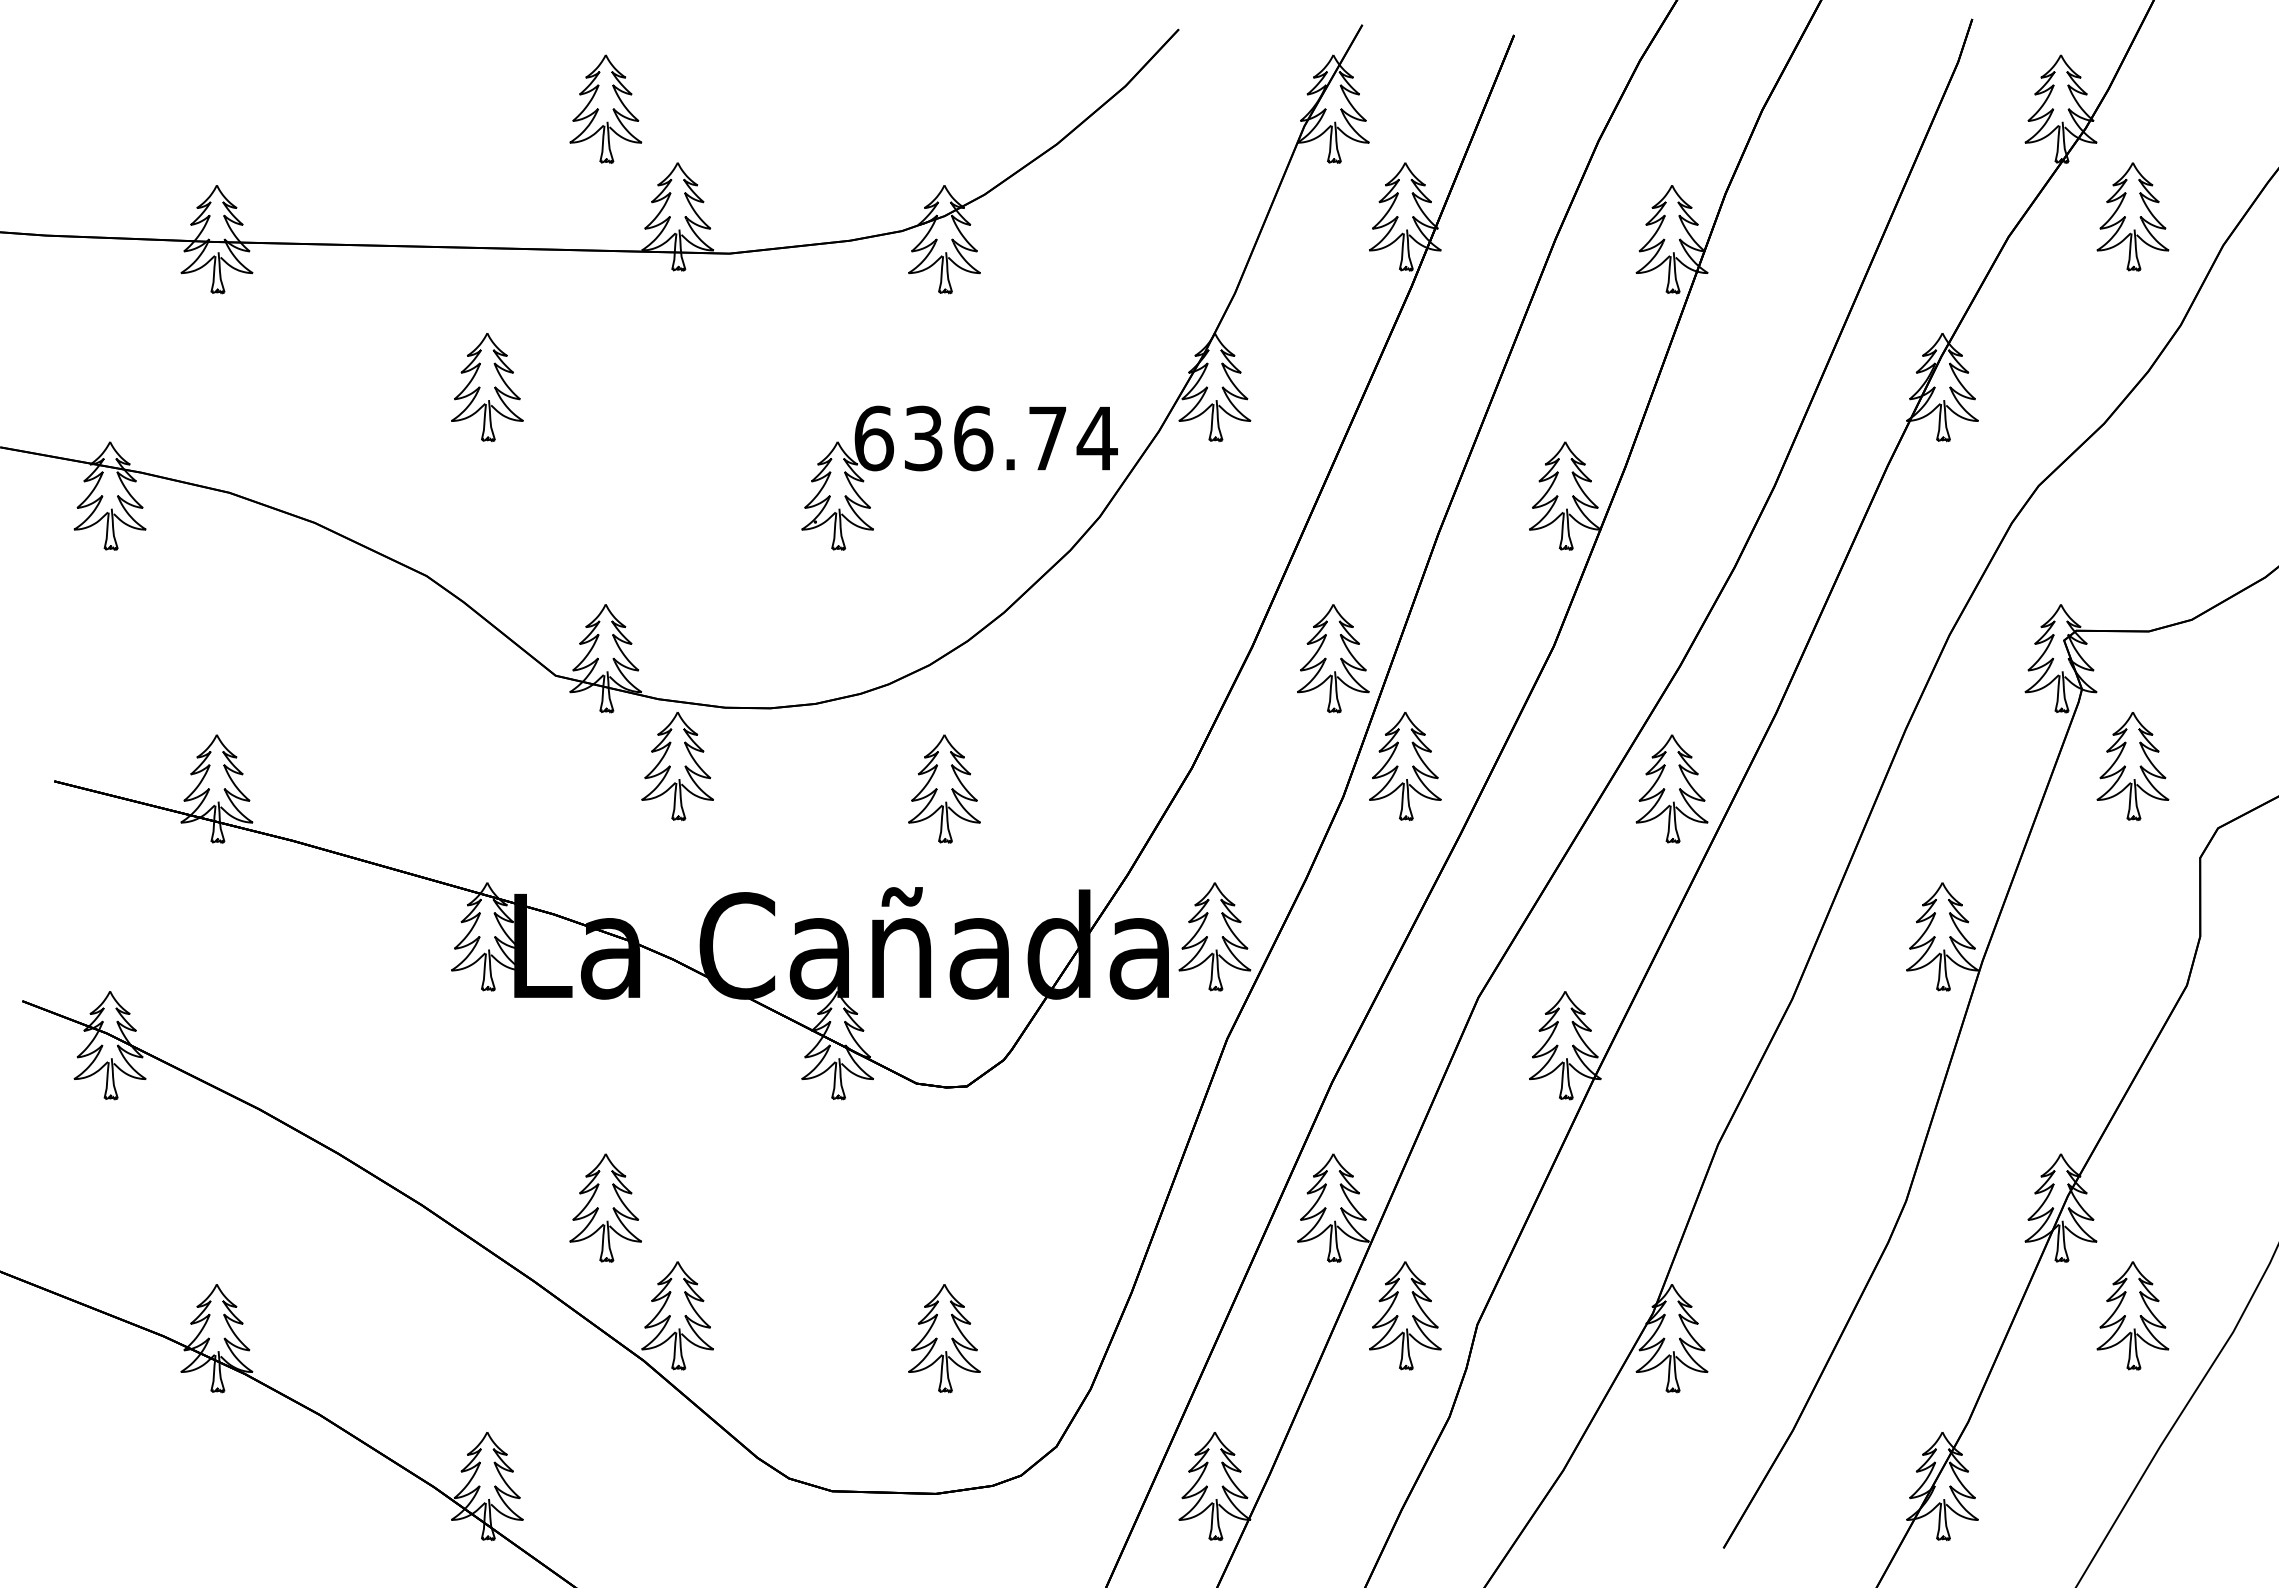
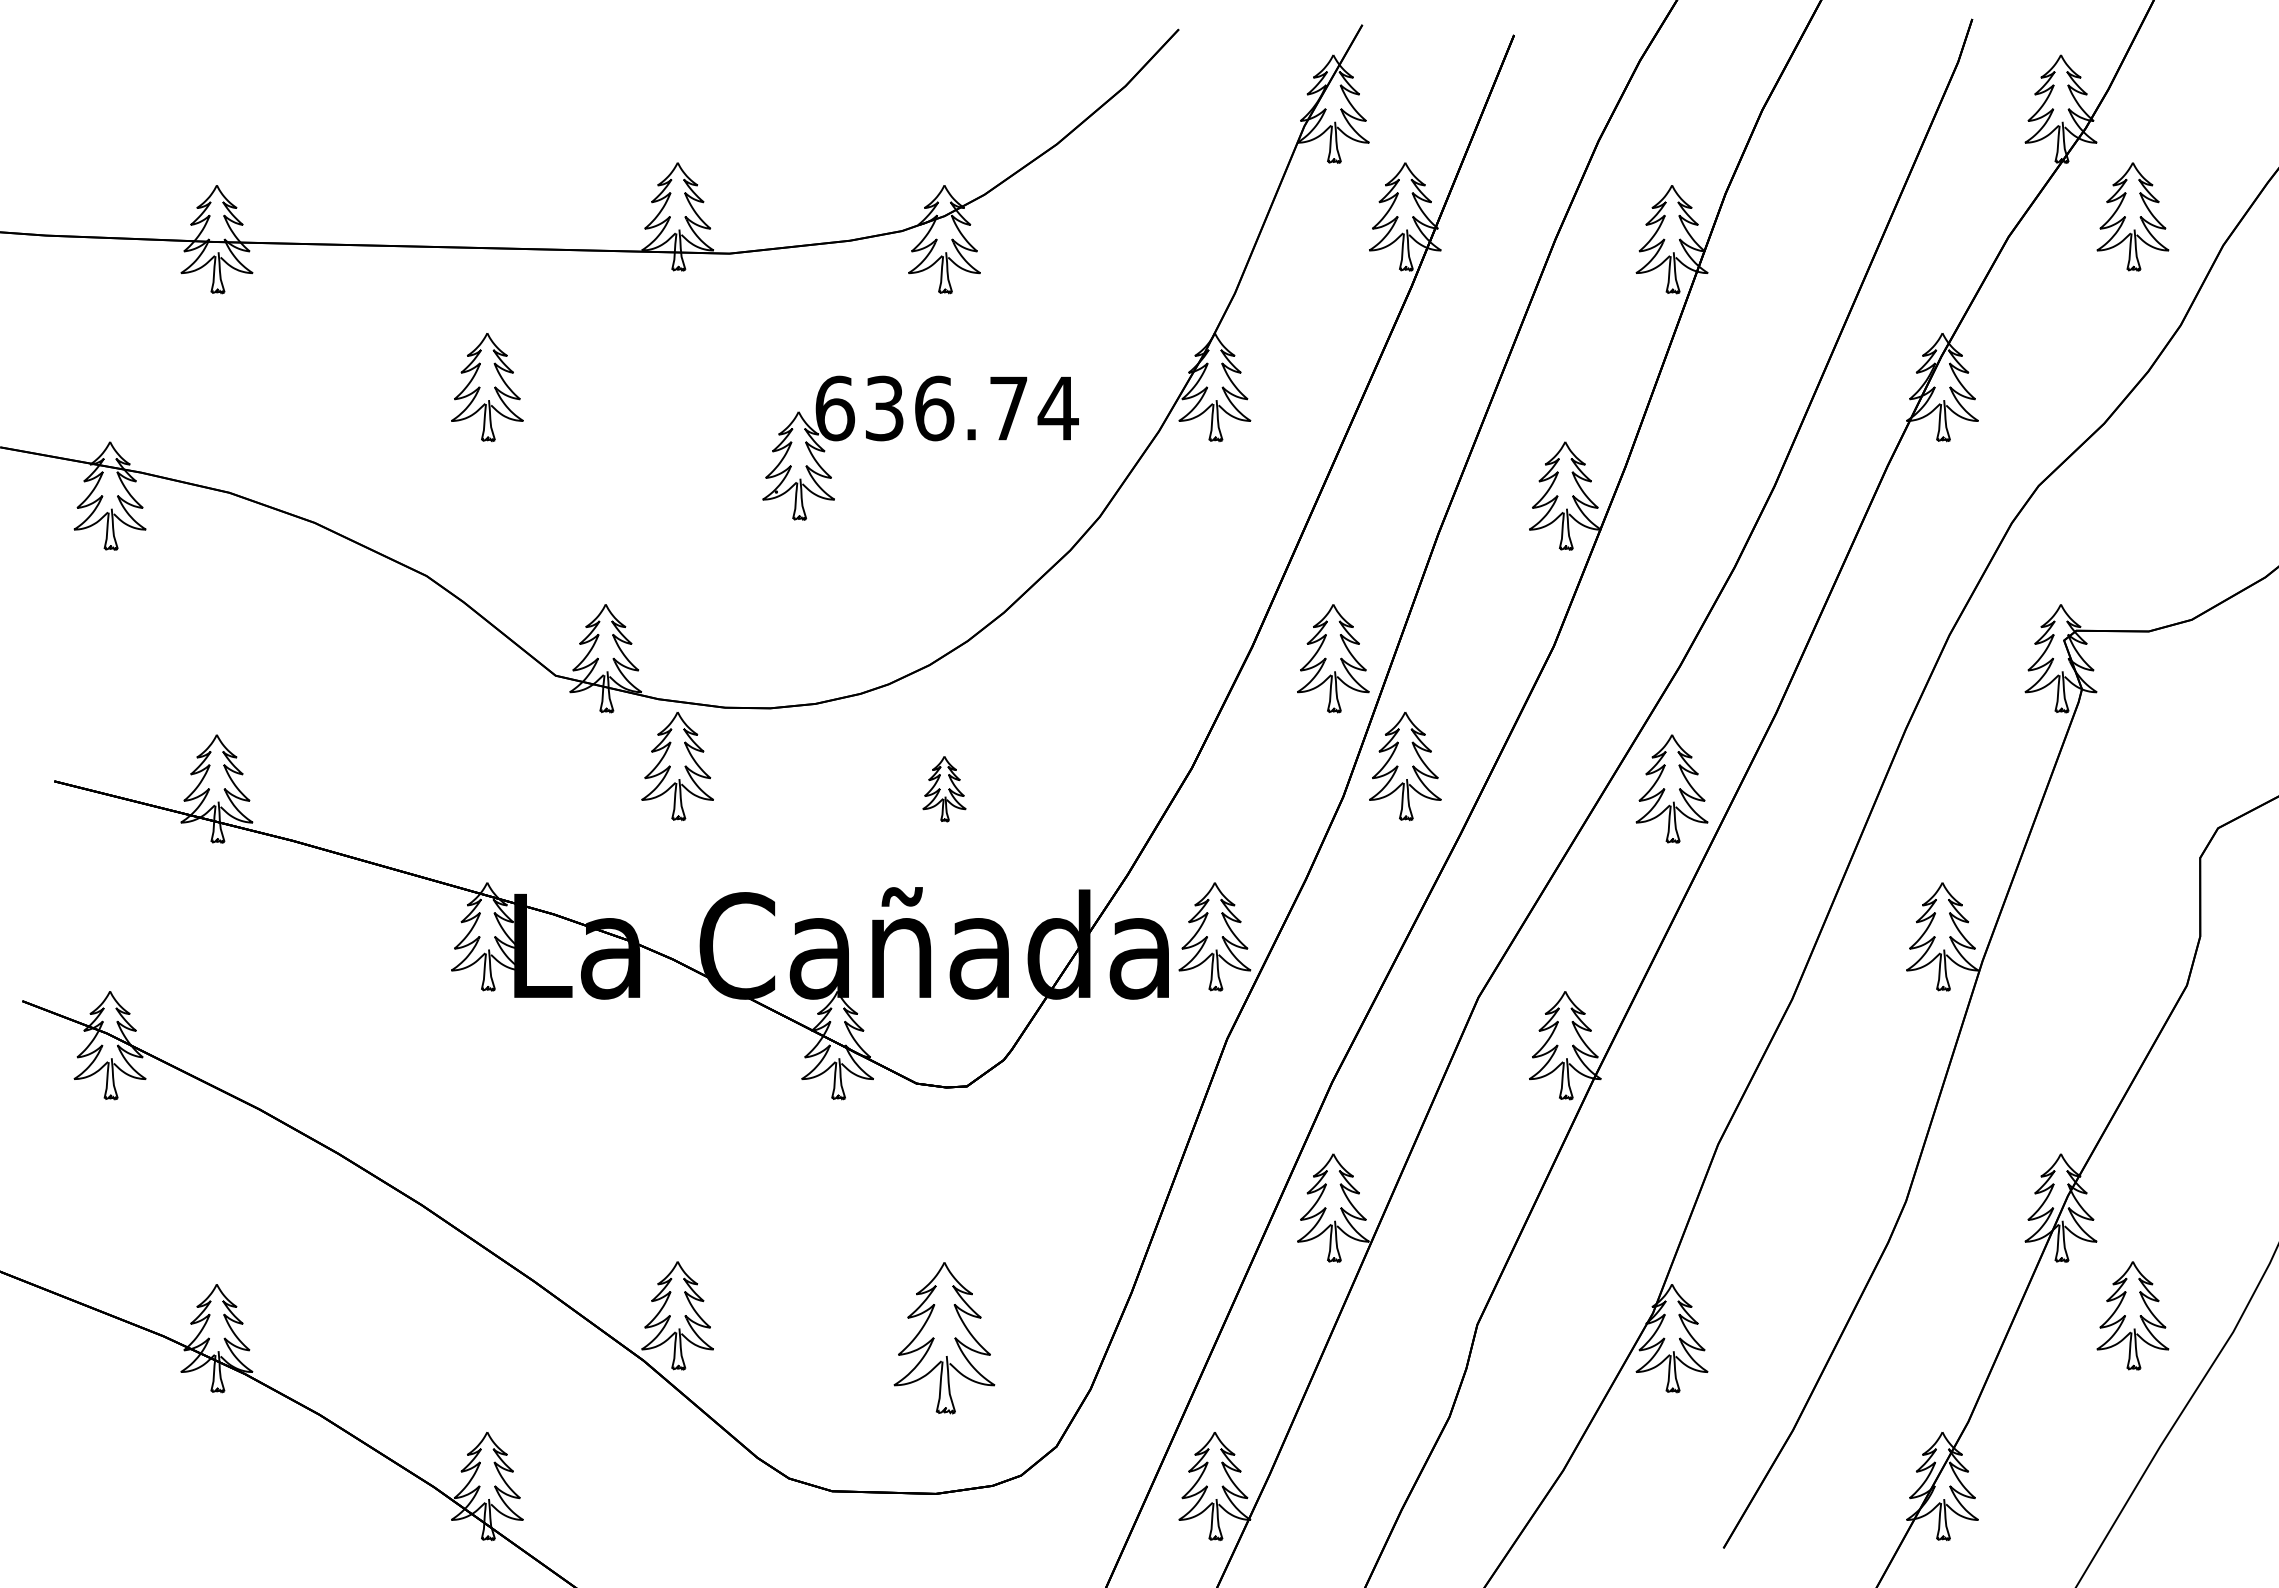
part: present -> none (605, 108)
part position: (964, 468) -> (925, 438) (925, 438)
part: present -> none (2132, 766)
part size: 73x110 px -> 45x67 px (944, 789)
part: present -> none (605, 1207)
part: present -> none (1405, 1315)
part size: 73x110 px -> 103x153 px (944, 1338)
